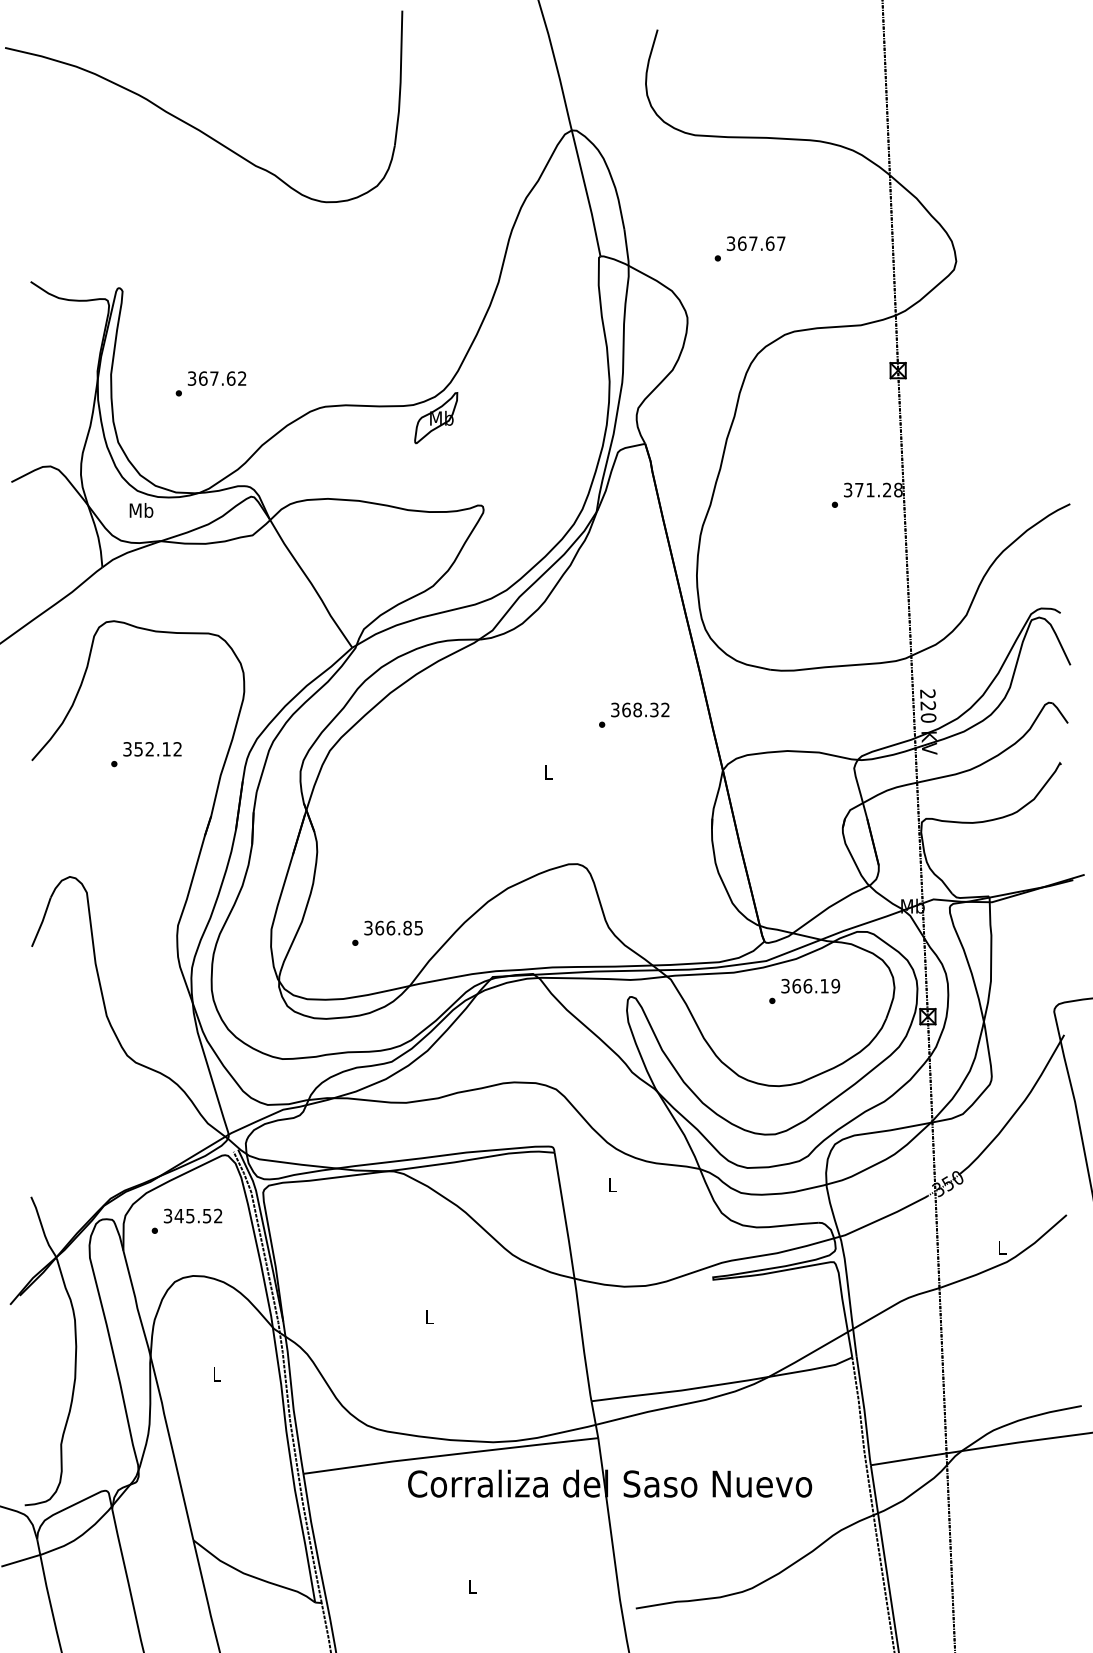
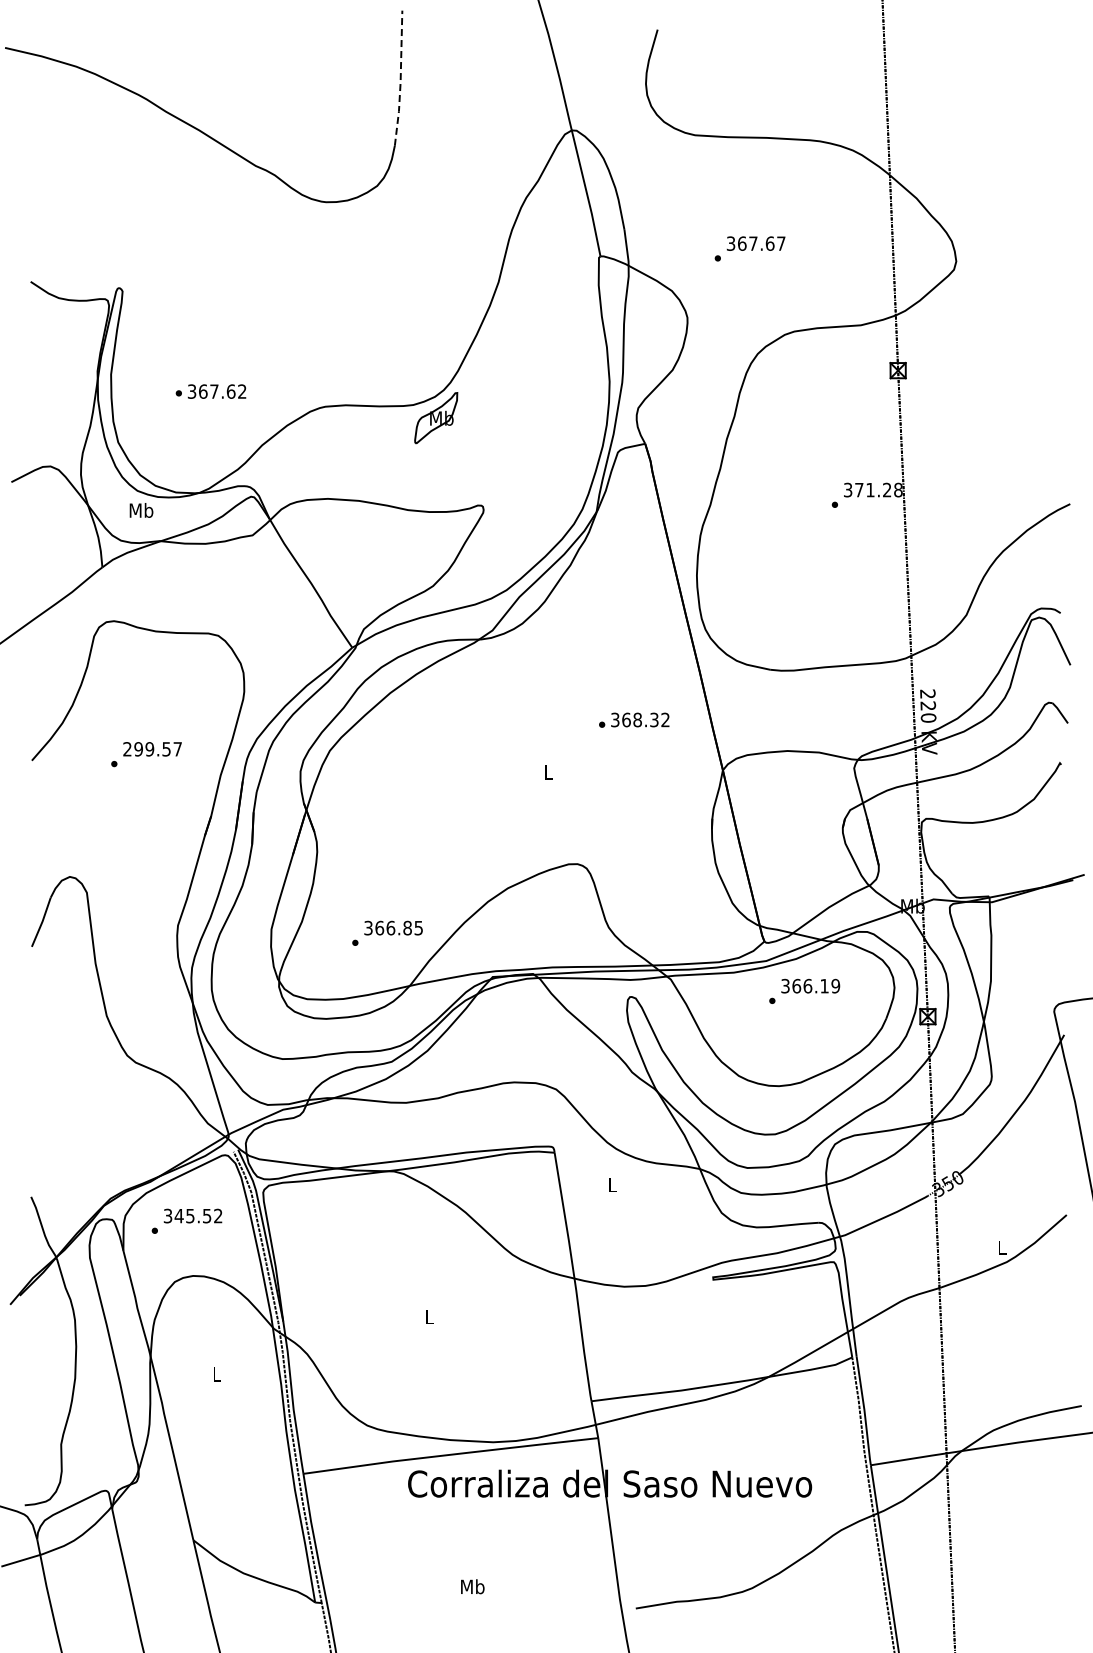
line: solid -> dashed (400, 79)
text position: (216, 378) -> (216, 391) (216, 391)
text position: (640, 709) -> (640, 719) (640, 719)
text: 352.12 -> 299.57 (152, 749)
text: L -> Mb (472, 1586)
